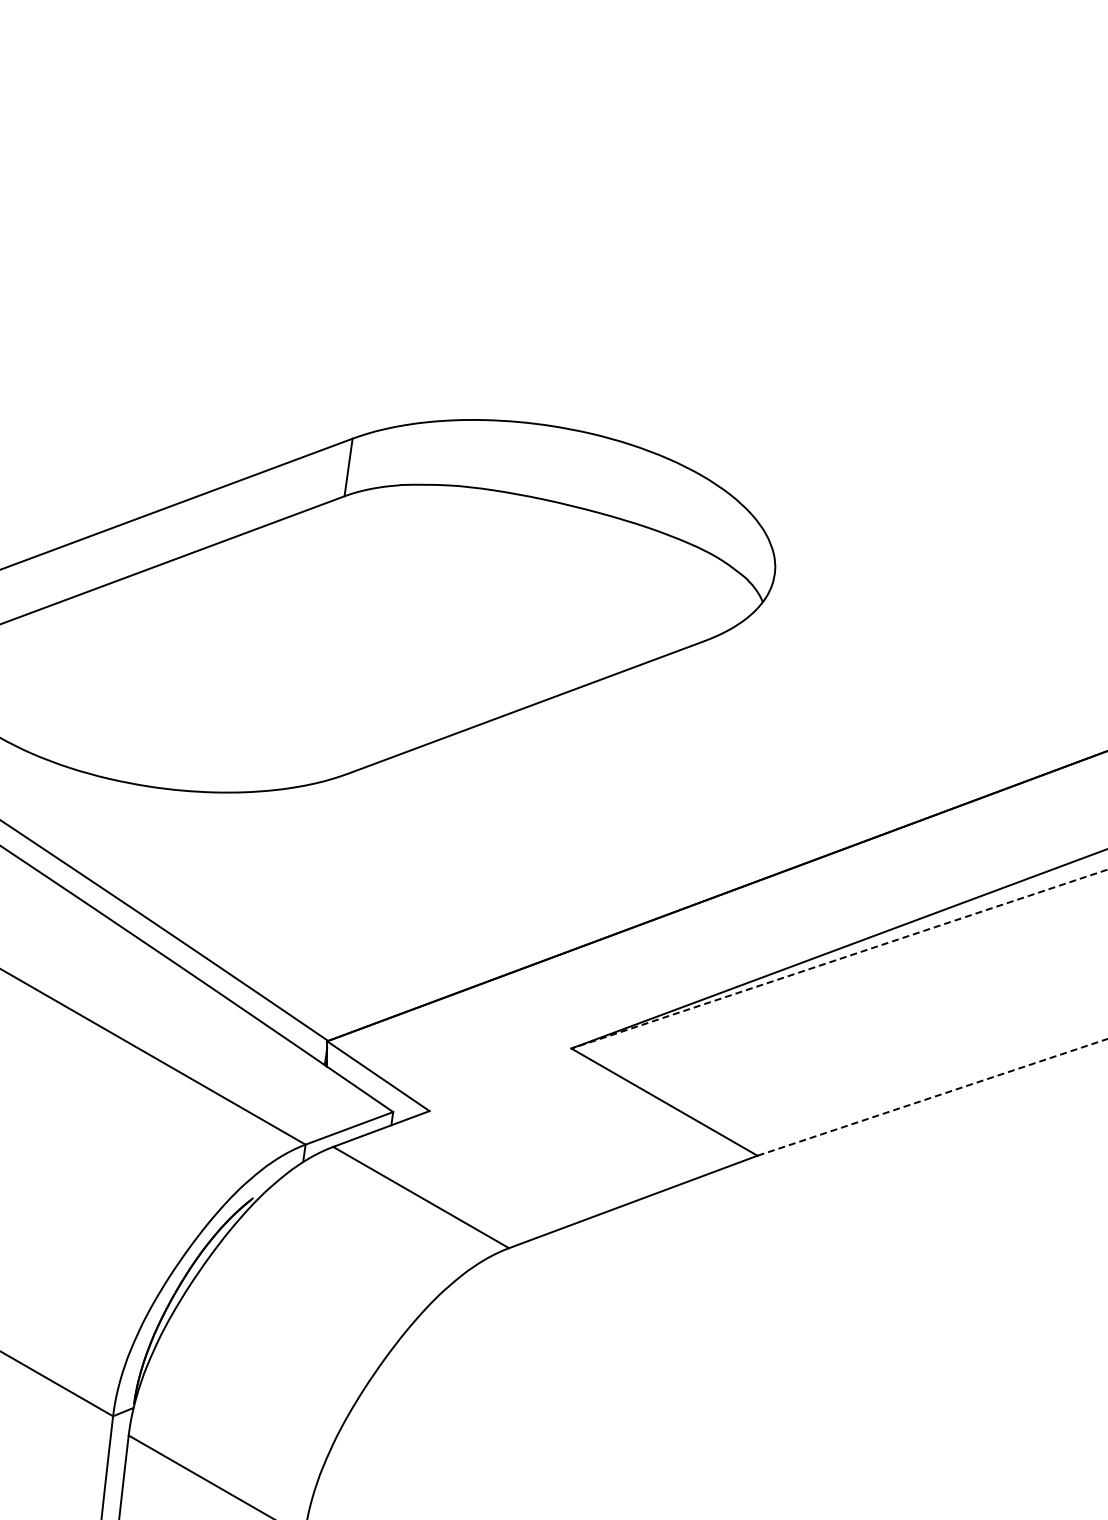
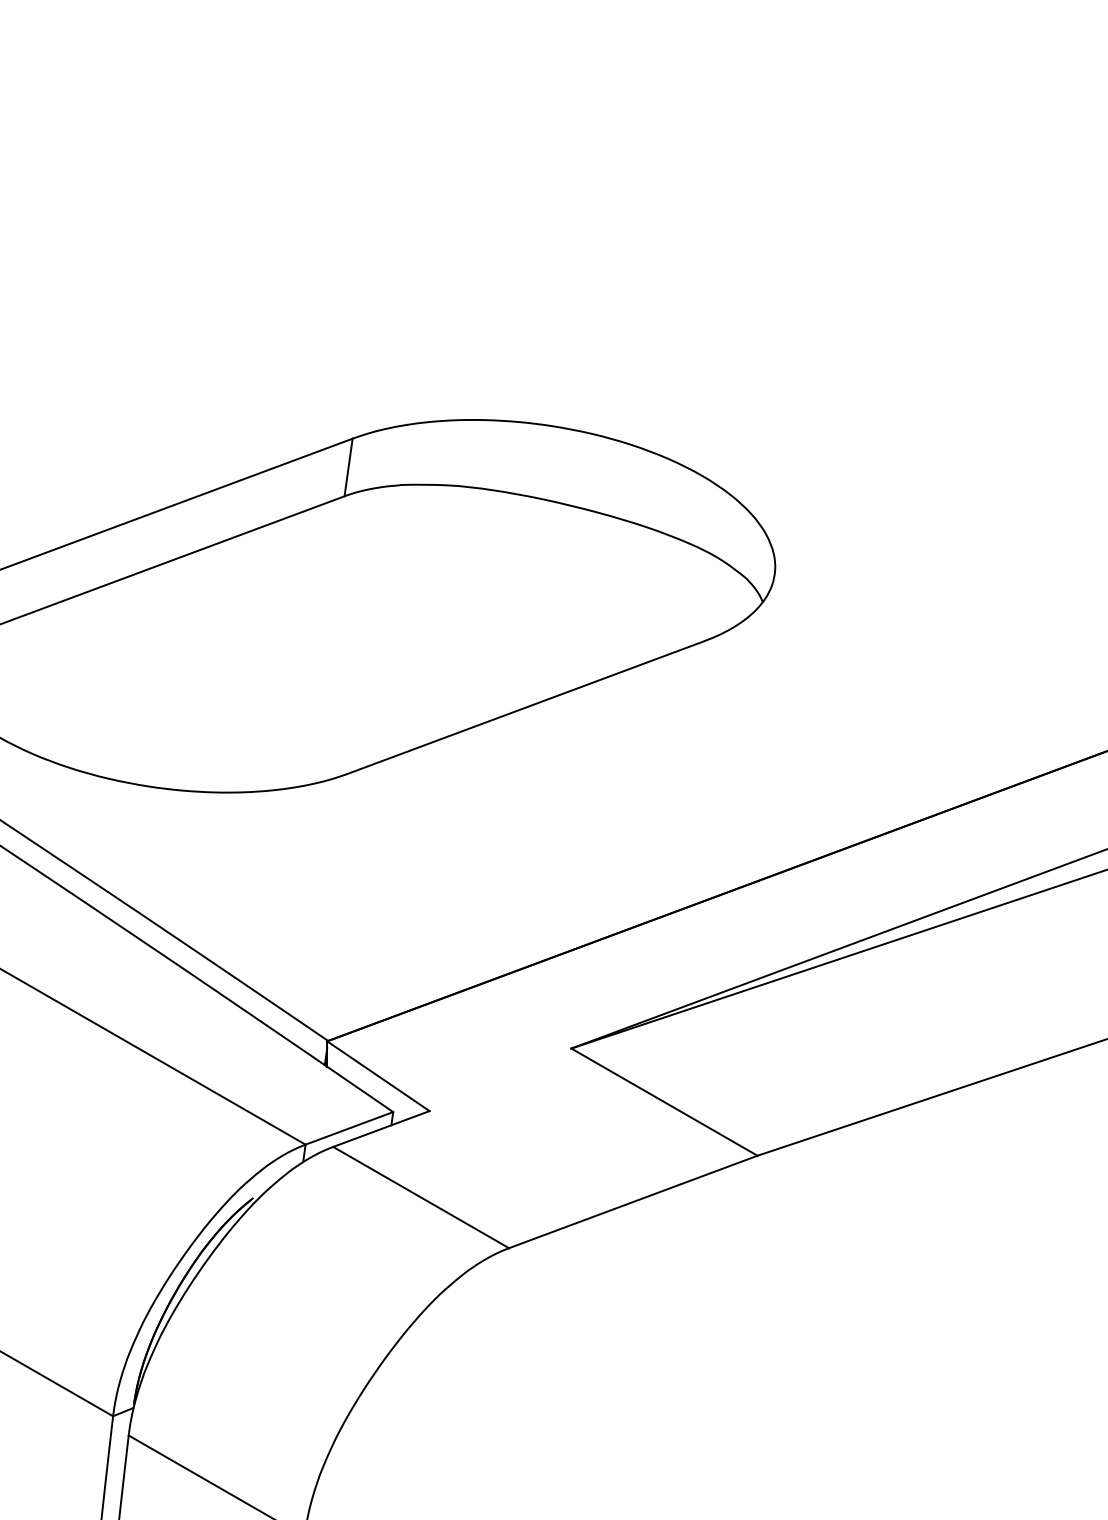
line: dashed -> solid (838, 959)
line: dashed -> solid (932, 1097)
